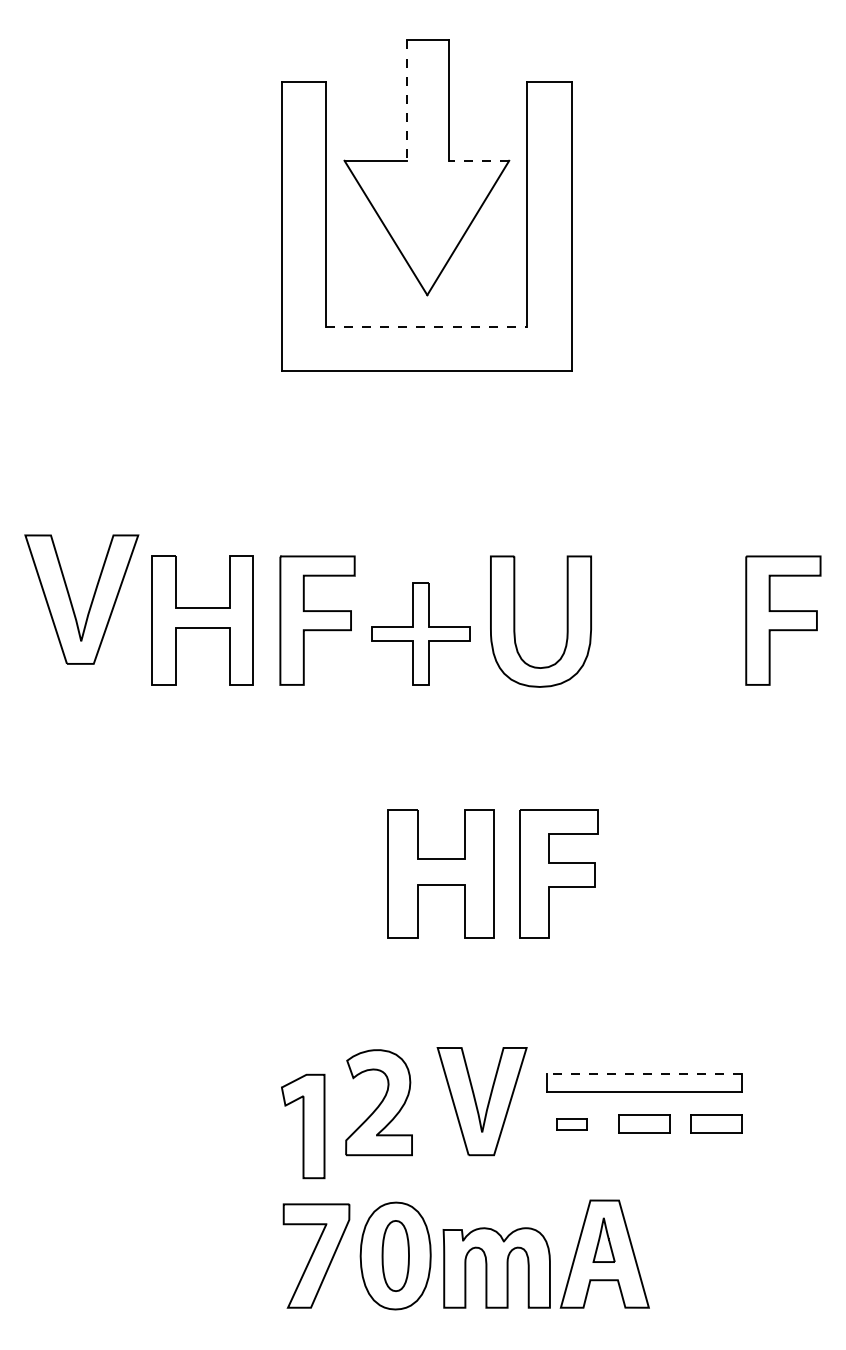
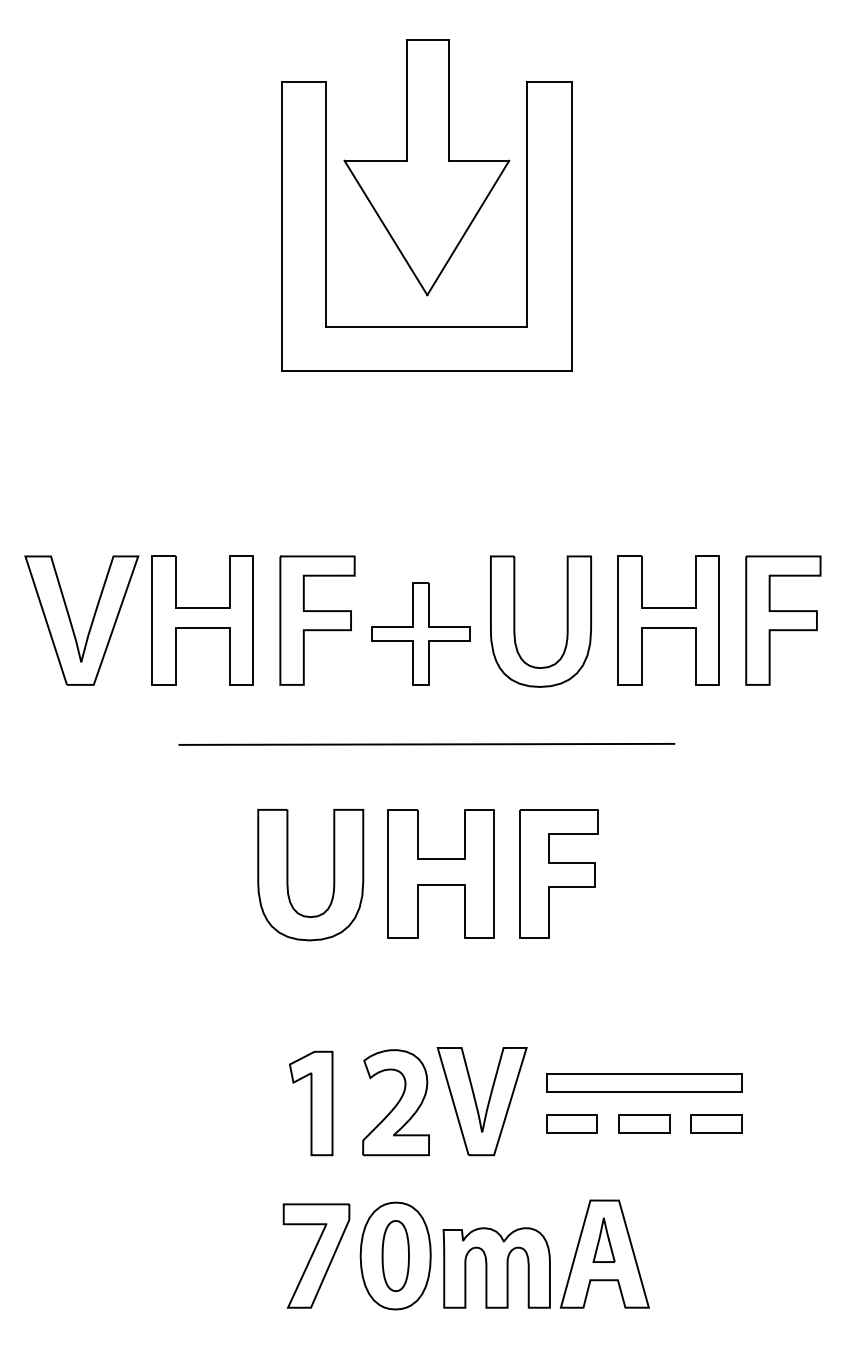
line: dashed -> solid (407, 101)
line: dashed -> solid (478, 160)
line: dashed -> solid (426, 327)
part position: (72, 603) -> (72, 624) (72, 624)
part: none -> present (668, 620)
line: none -> present (426, 743)
part: none -> present (288, 875)
line: dashed -> solid (644, 1074)
part position: (378, 1102) -> (395, 1102) (395, 1102)
part size: 32x13 px -> 52x20 px (571, 1123)
part position: (303, 1126) -> (311, 1103) (311, 1103)
